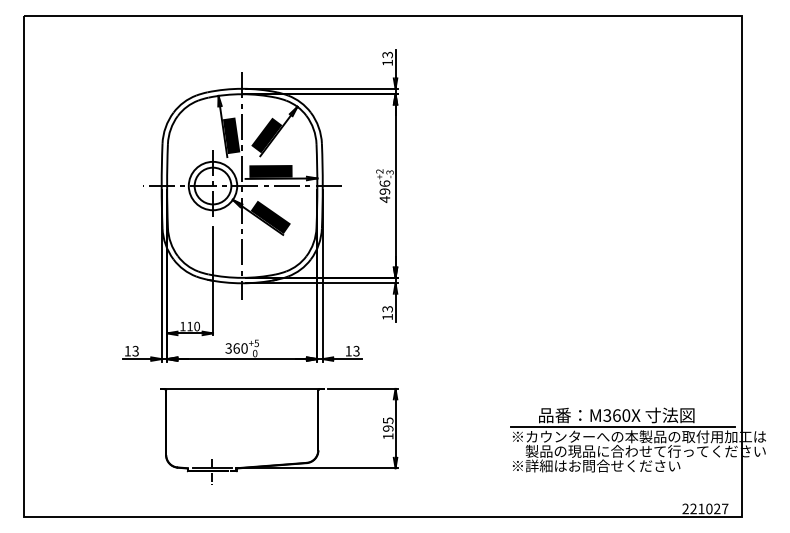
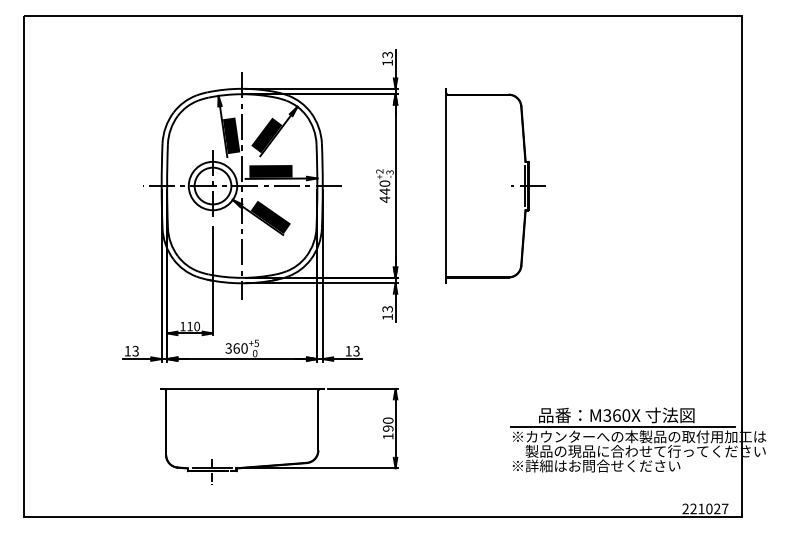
part: none -> present (495, 185)
text: 496 -> 440 (384, 187)
text: 195 -> 190 (387, 420)
